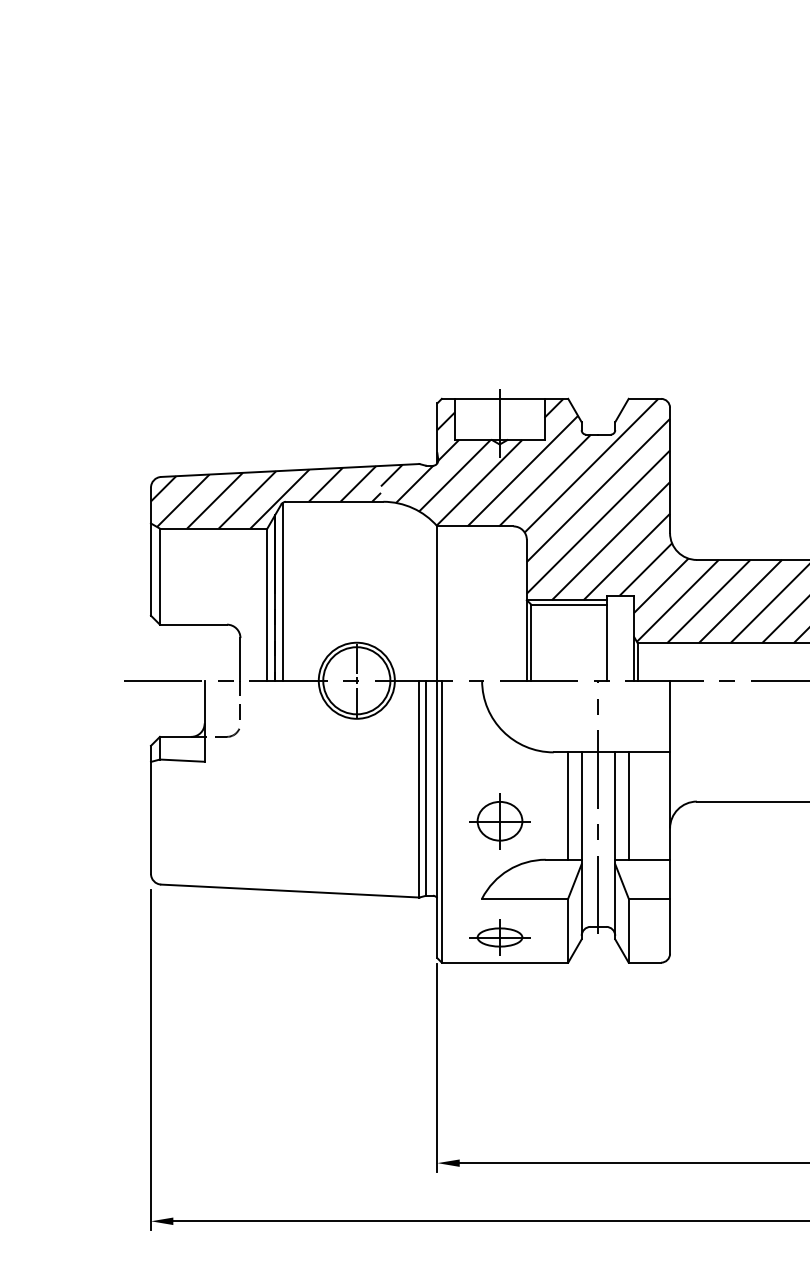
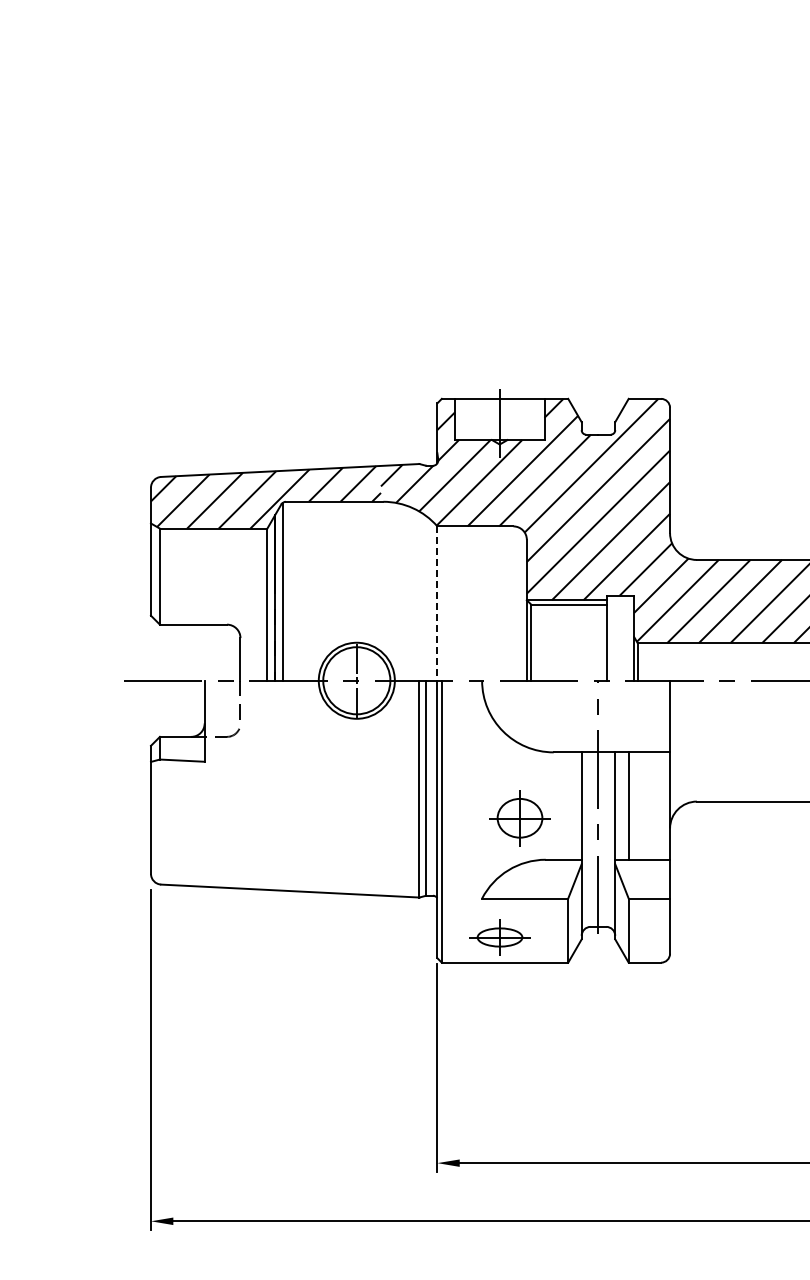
line: solid -> dashed (437, 604)
line: present -> none (568, 805)
part position: (499, 821) -> (519, 818) (519, 818)
